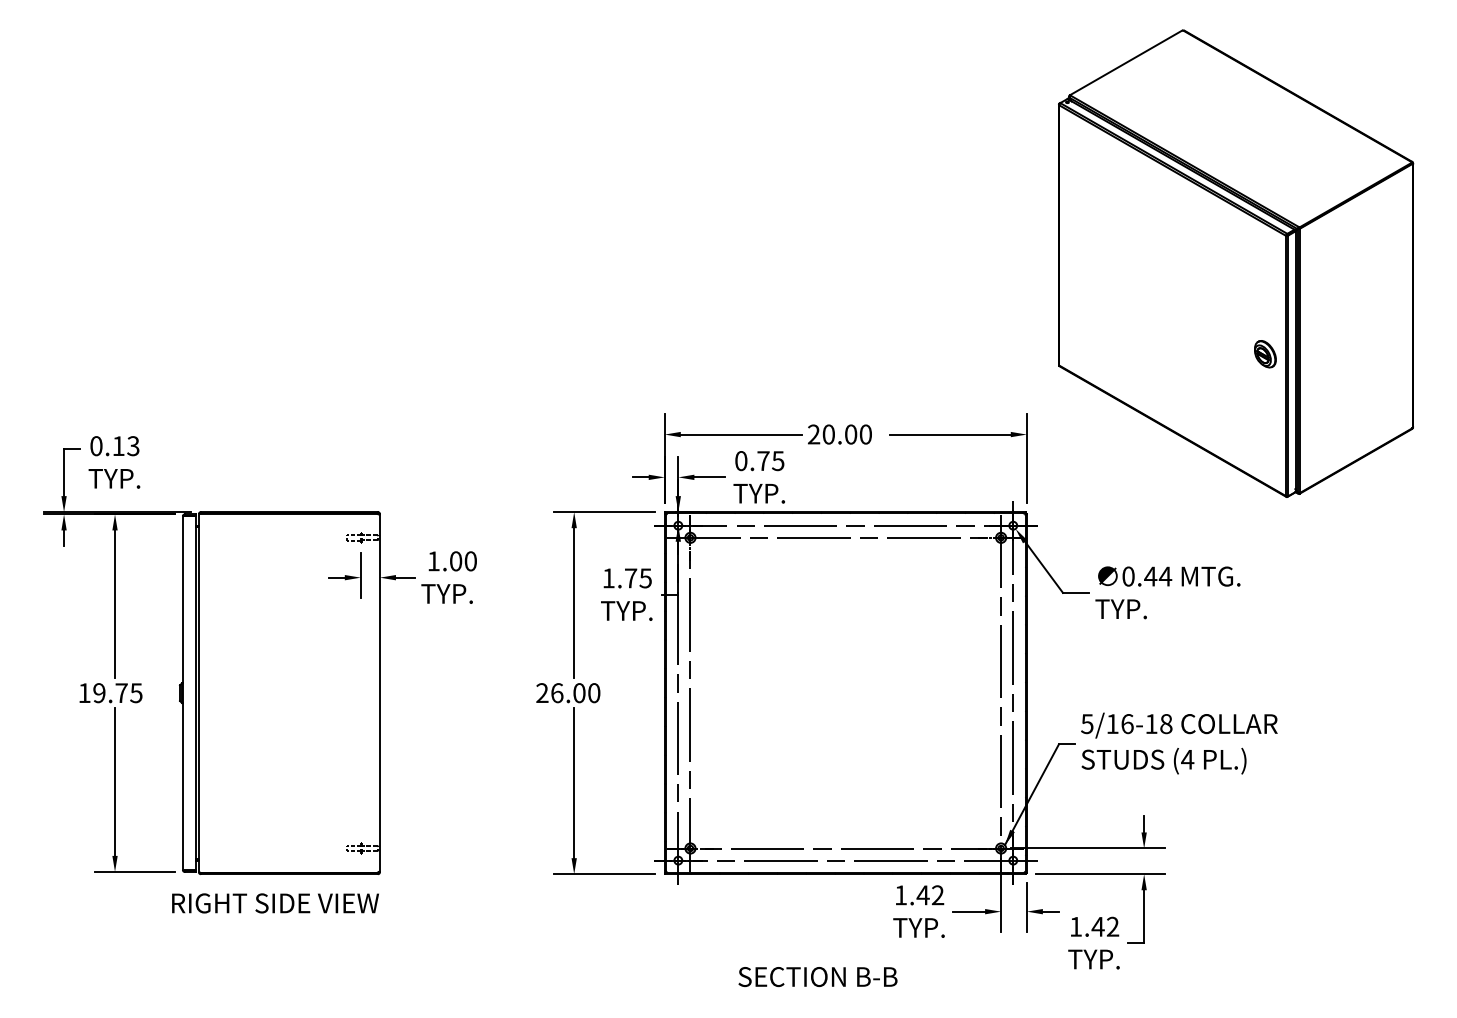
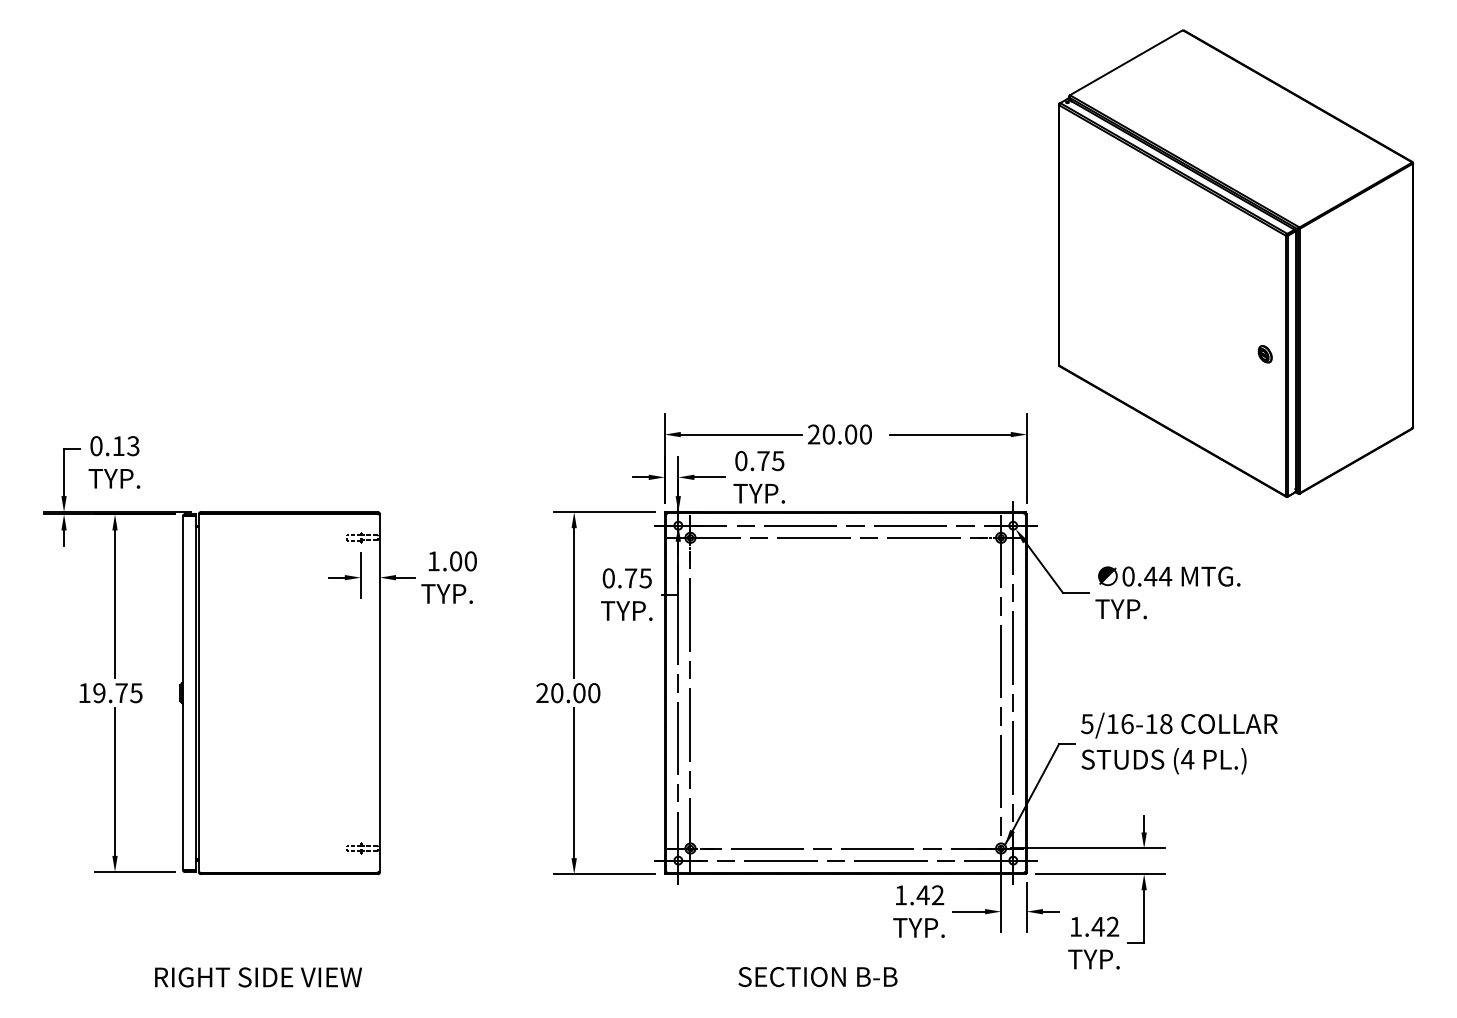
part size: 23x29 px -> 16x19 px (1264, 354)
text: 1.75 -> 0.75 (608, 578)
text: 26.00 -> 20.00 (557, 693)
text position: (275, 903) -> (258, 977) (258, 977)
